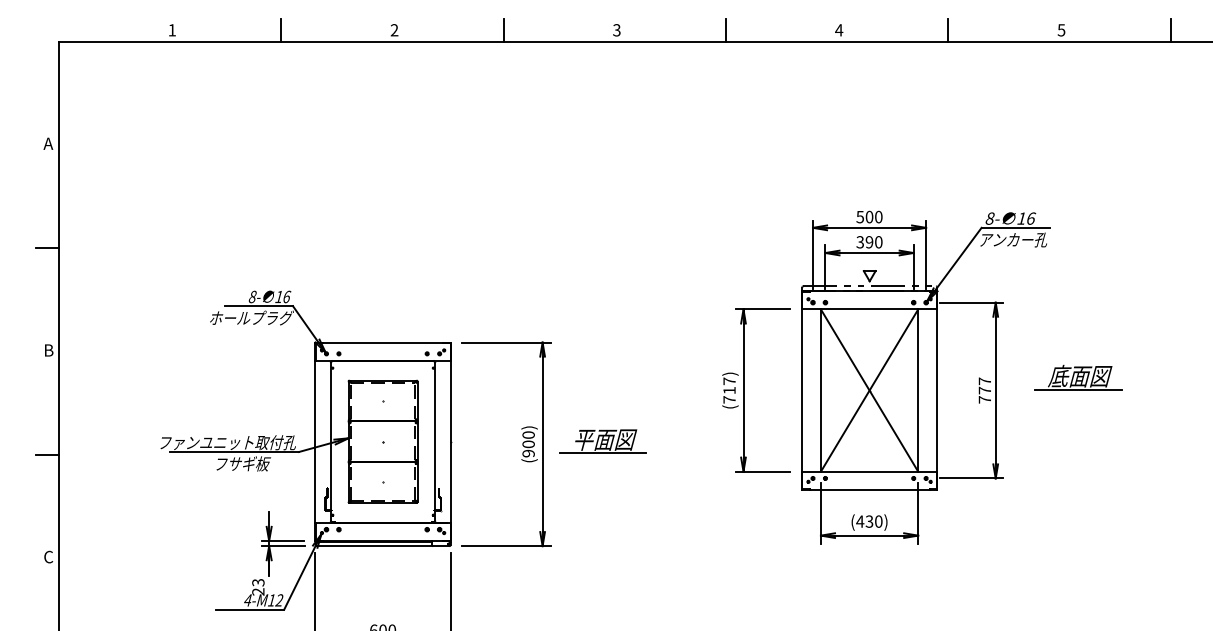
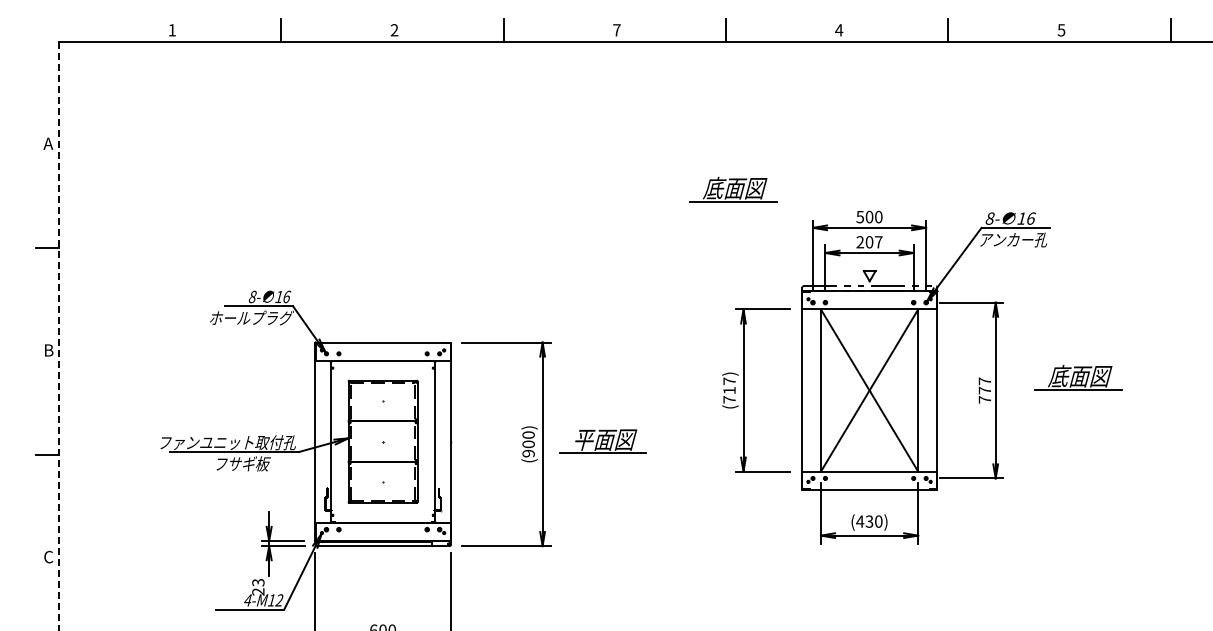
text: 3 -> 7 (616, 30)
part: none -> present (733, 189)
text: 390 -> 207 (869, 242)
line: solid -> dashed (59, 336)
